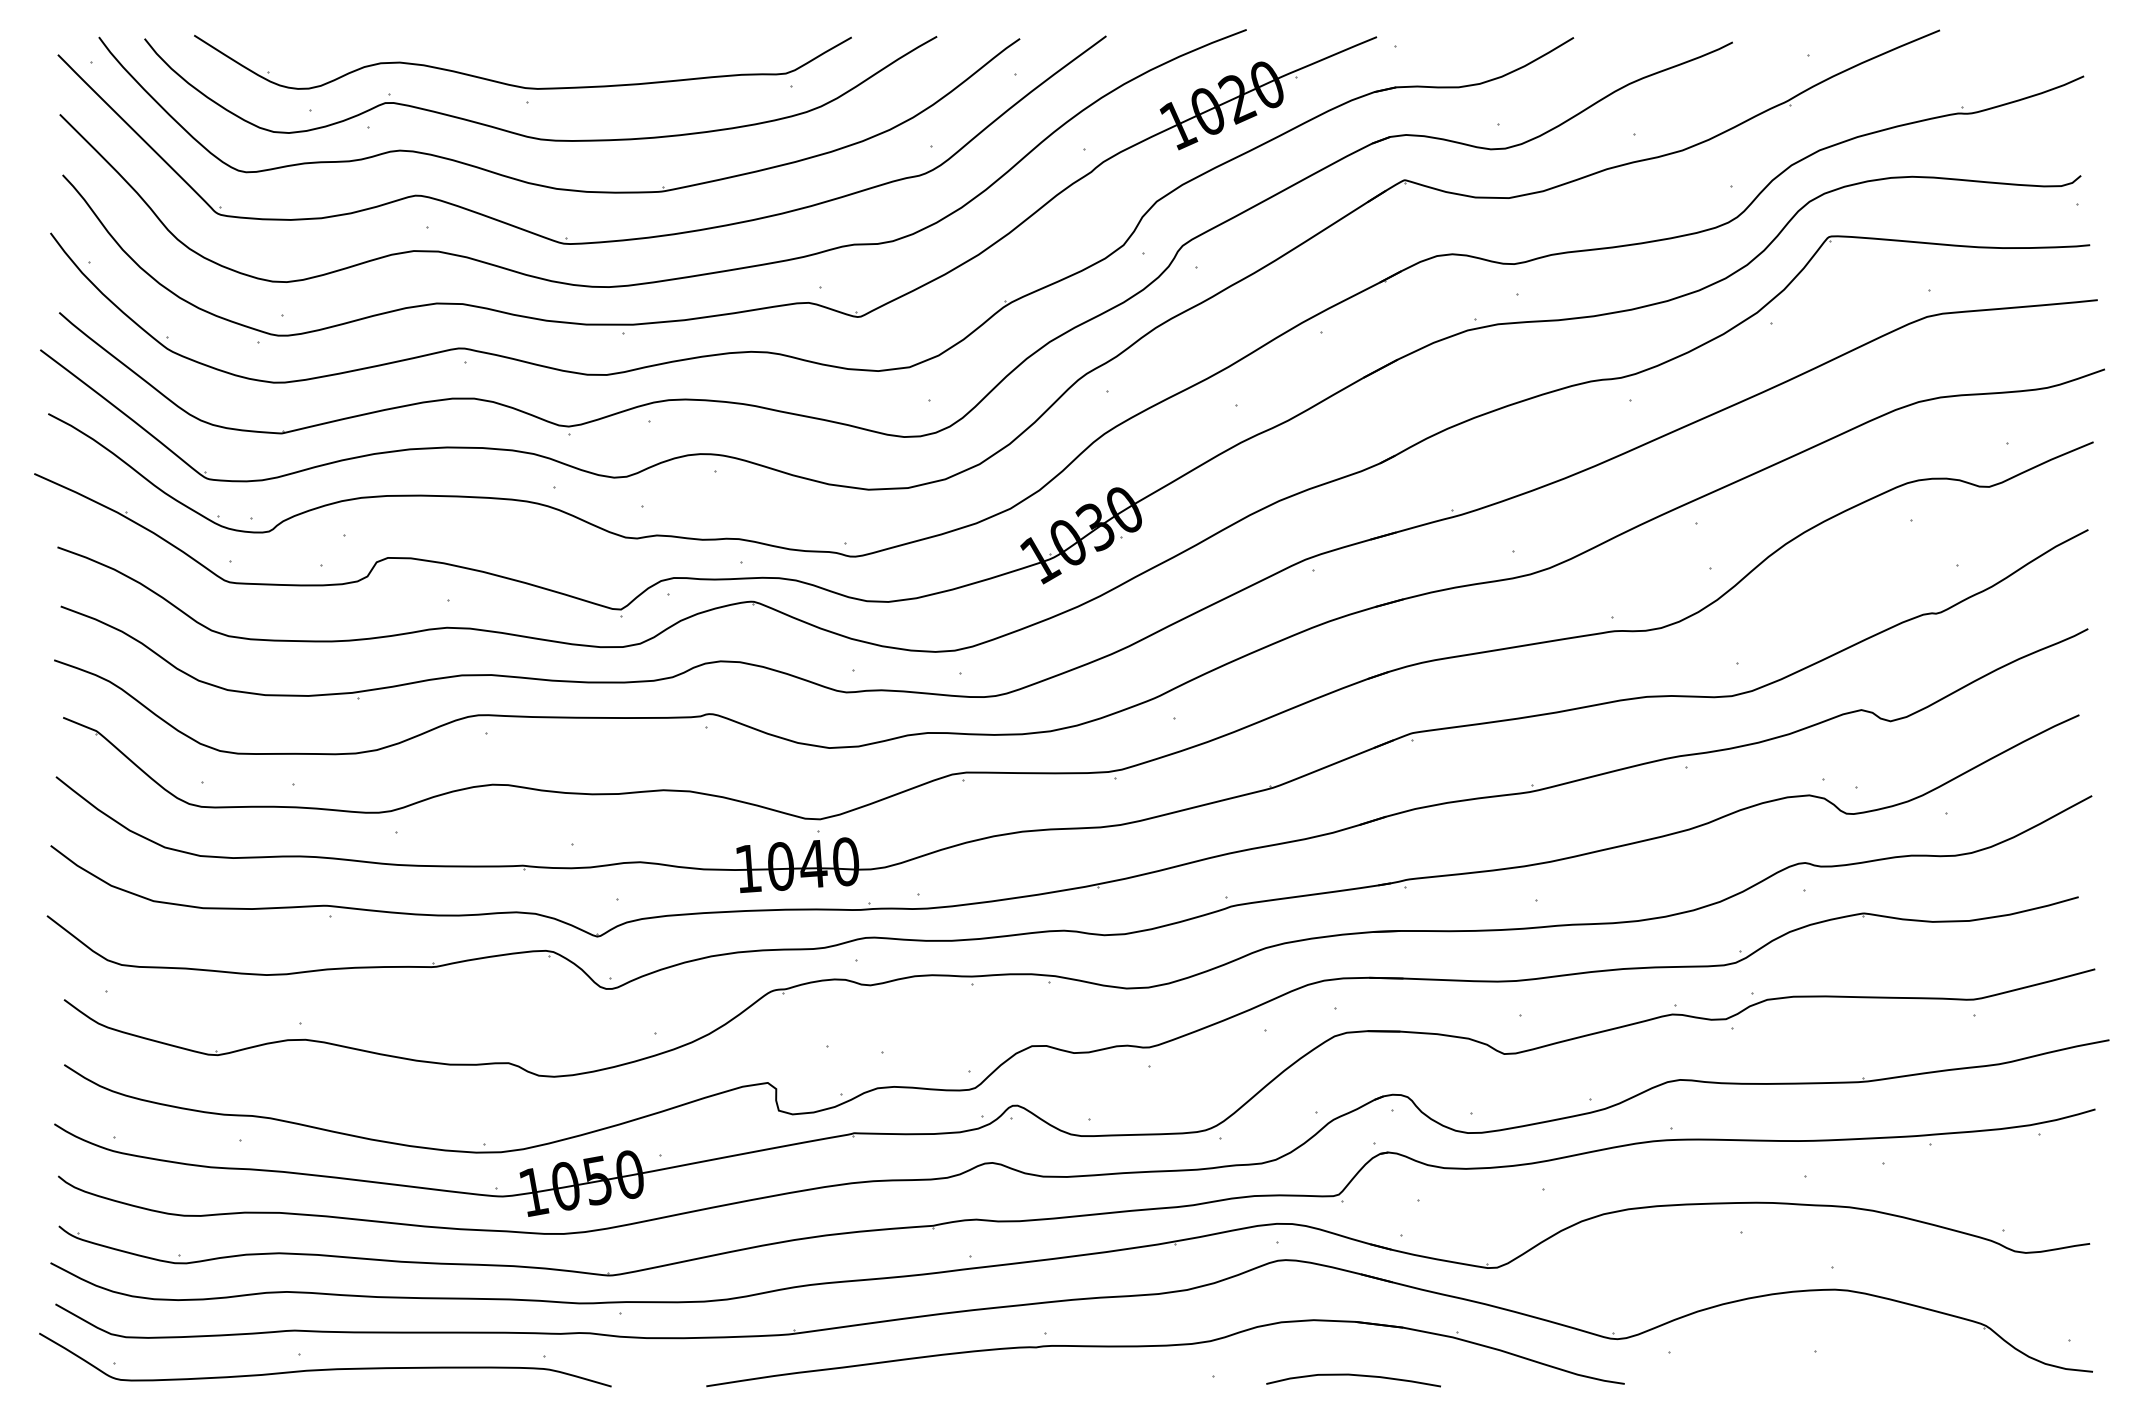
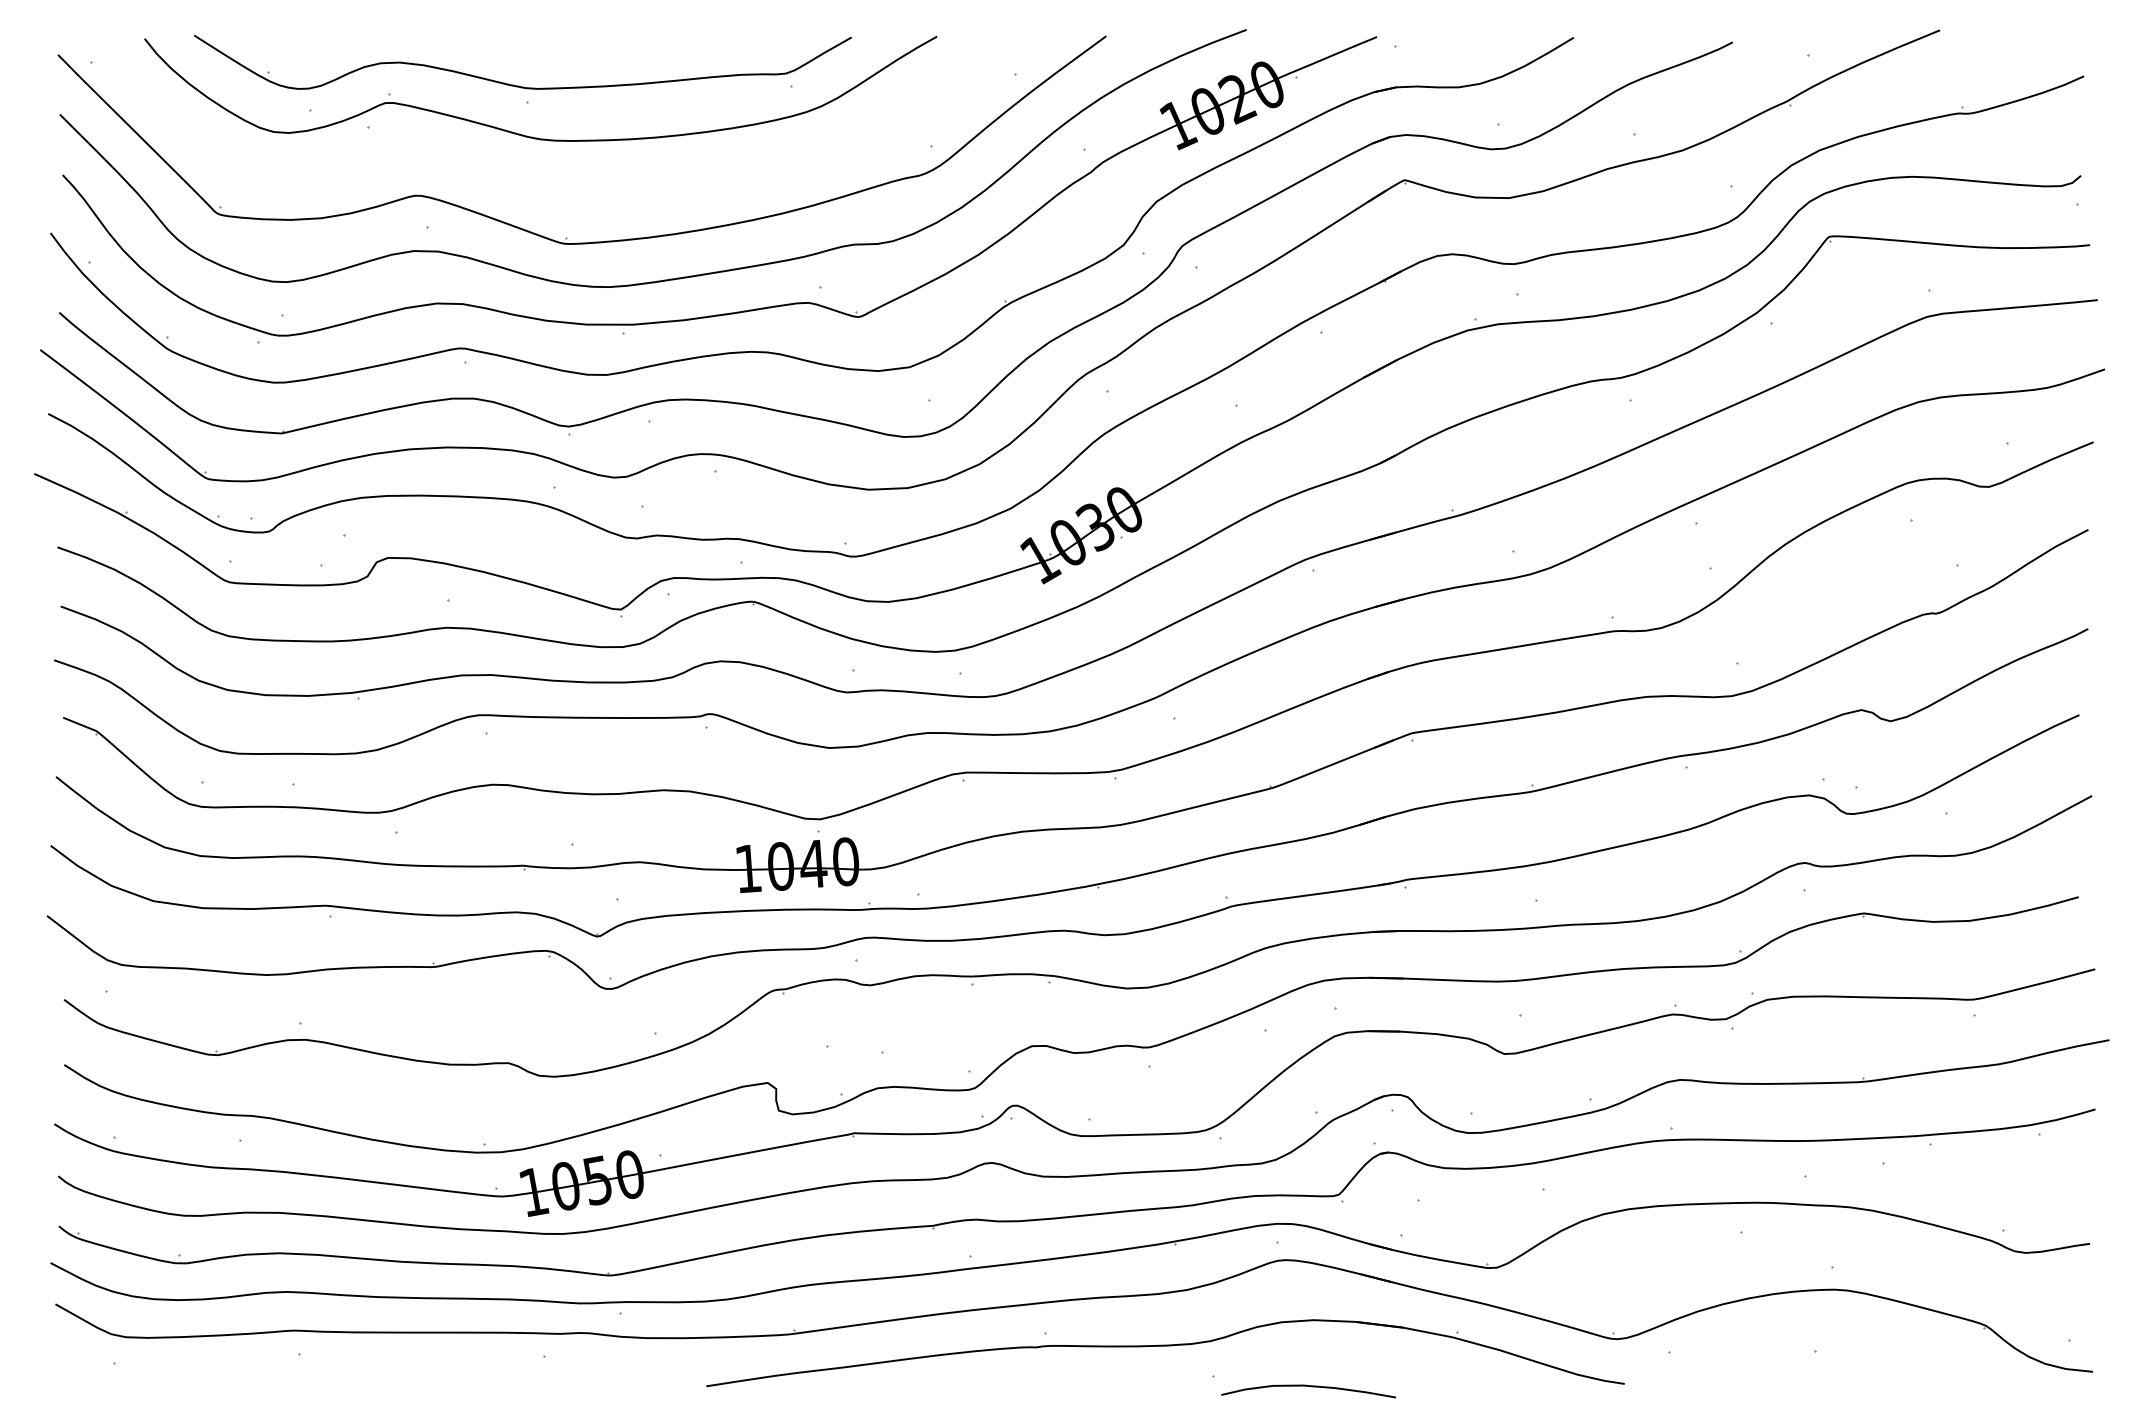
part: present -> none (546, 185)
curve: present -> none (325, 1368)
curve position: (1353, 1375) -> (1308, 1386) (1308, 1386)
